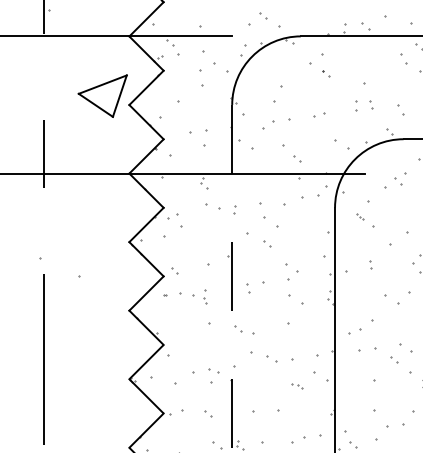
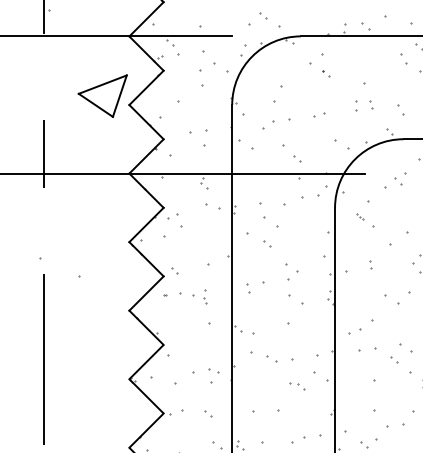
line: dashed -> solid (232, 278)
part size: 13x7 px -> 17x9 px (297, 386)
part position: (353, 444) -> (364, 444) (364, 444)
